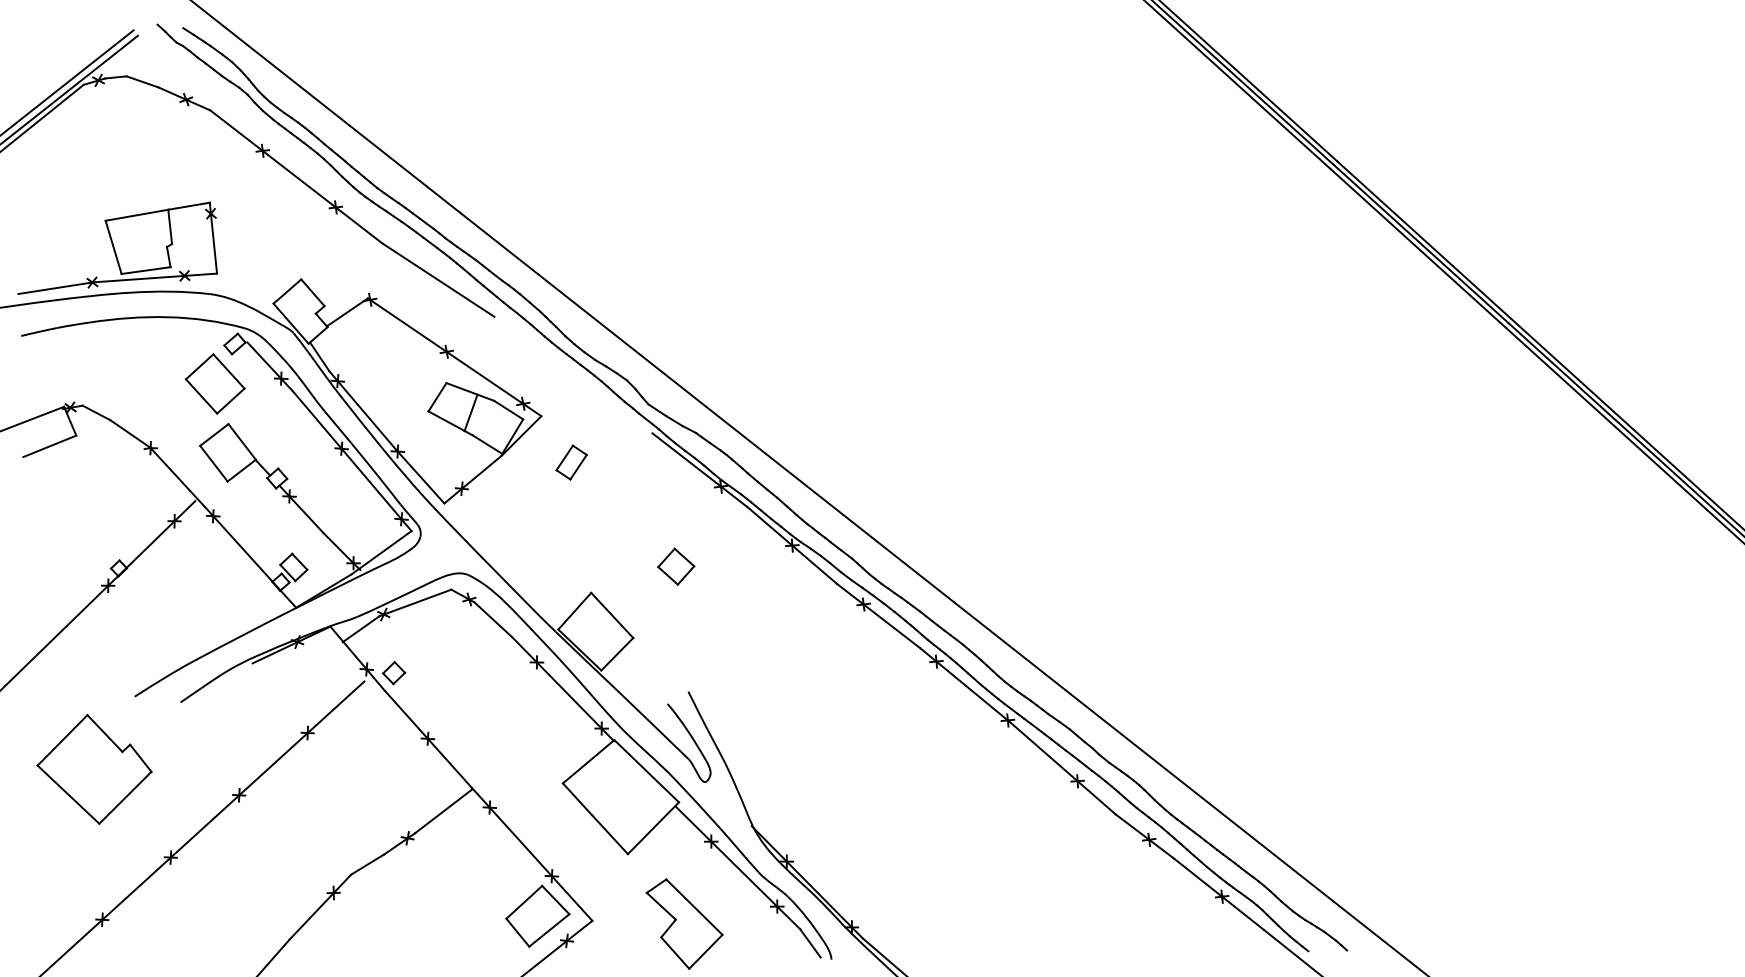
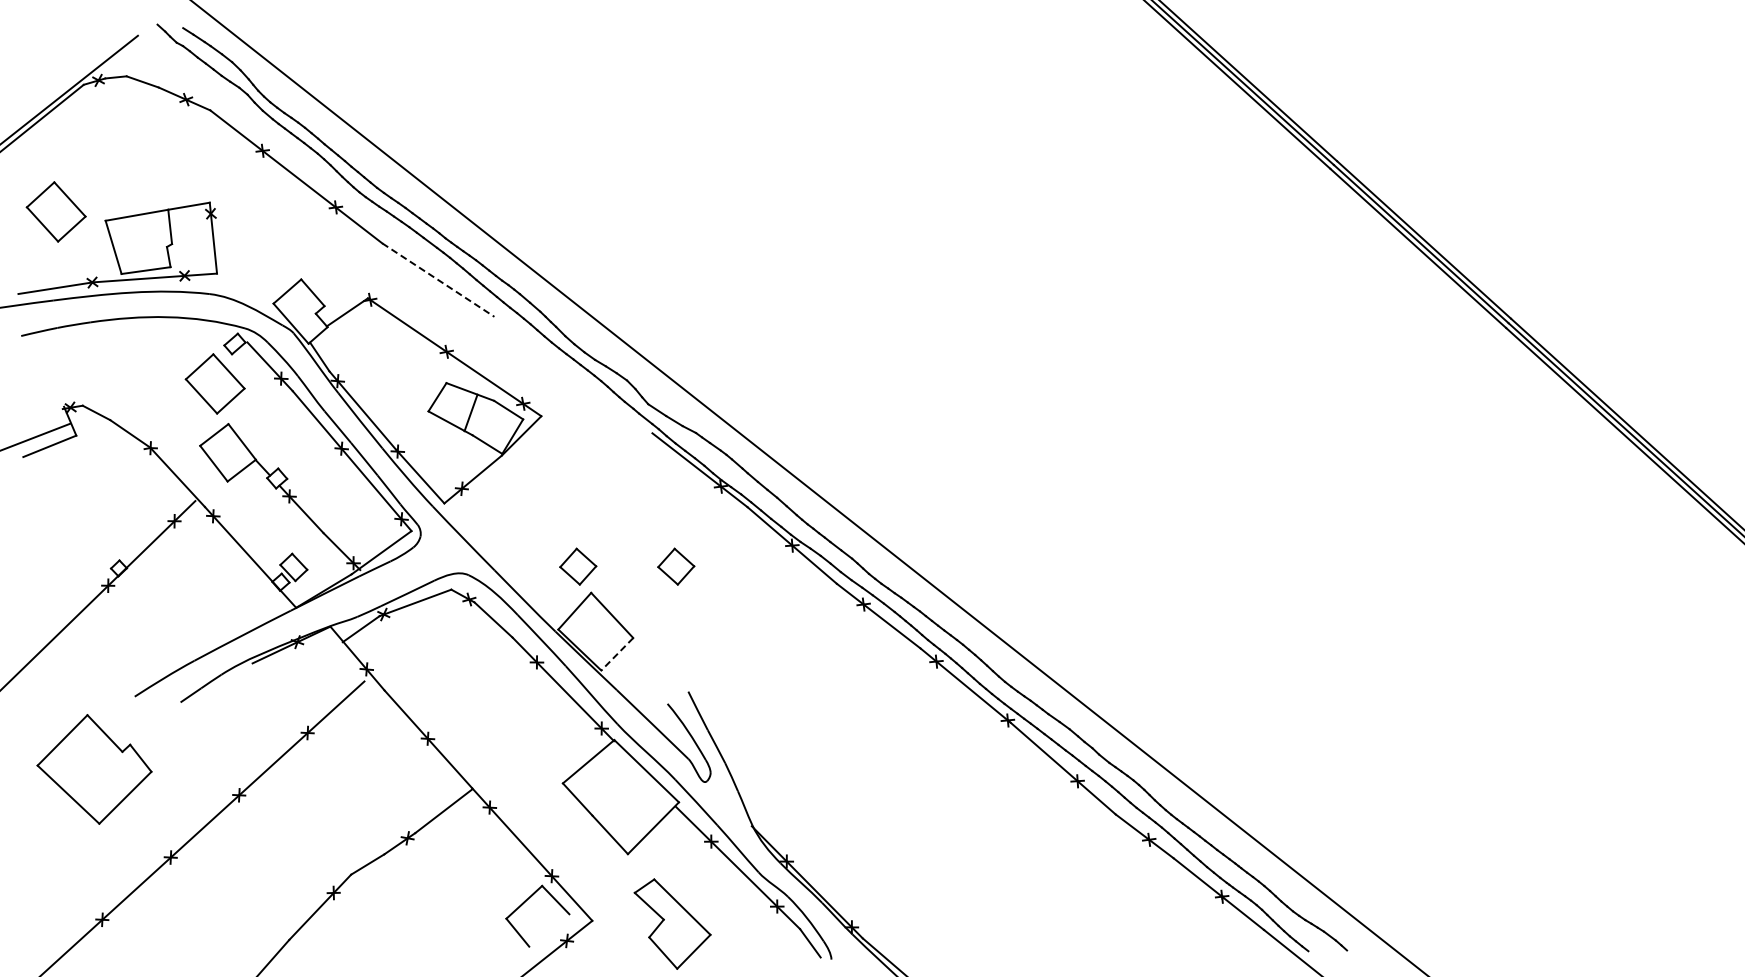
line: present -> none (67, 81)
part: none -> present (55, 211)
line: solid -> dashed (438, 280)
line position: (33, 418) -> (36, 436) (36, 436)
part: present -> none (571, 462)
part: none -> present (578, 566)
line: solid -> dashed (617, 654)
part: present -> none (394, 673)
part position: (684, 923) -> (672, 923) (672, 923)
line: present -> none (549, 930)
